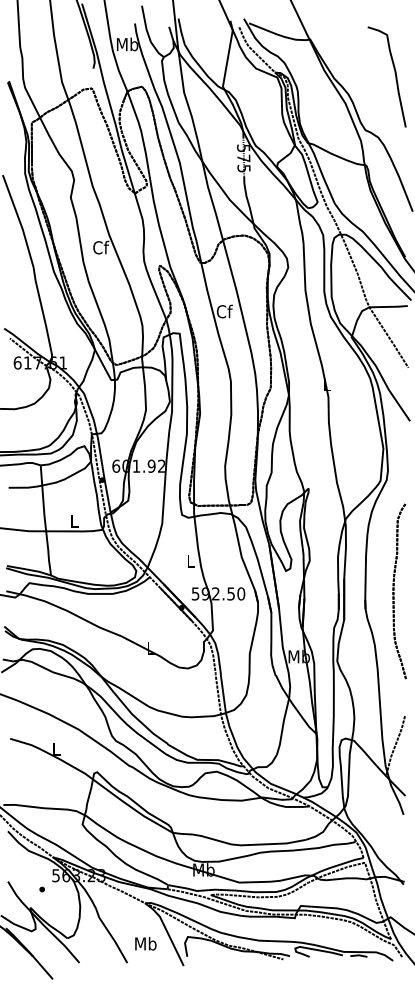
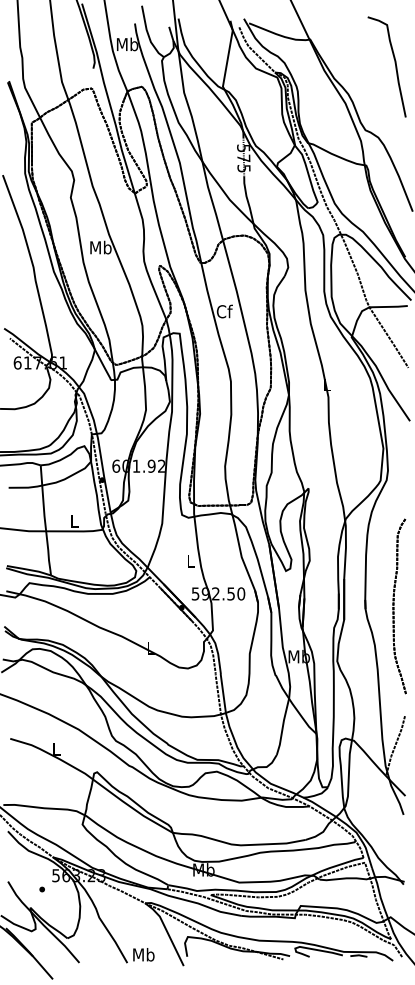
curve position: (394, 73) -> (394, 63) (394, 63)
text: Cf -> Mb (100, 247)
part position: (399, 591) -> (399, 606) (399, 606)
text position: (145, 943) -> (143, 954) (143, 954)
